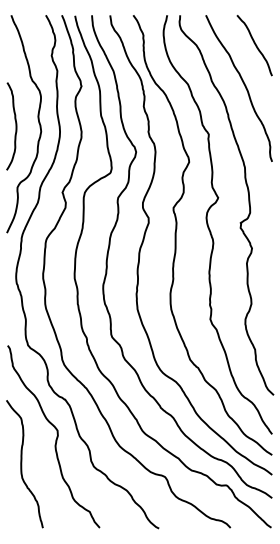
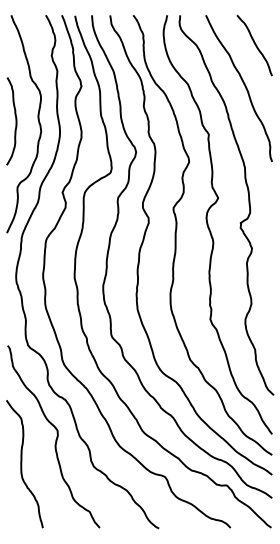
curve position: (15, 126) -> (15, 121) (15, 121)
